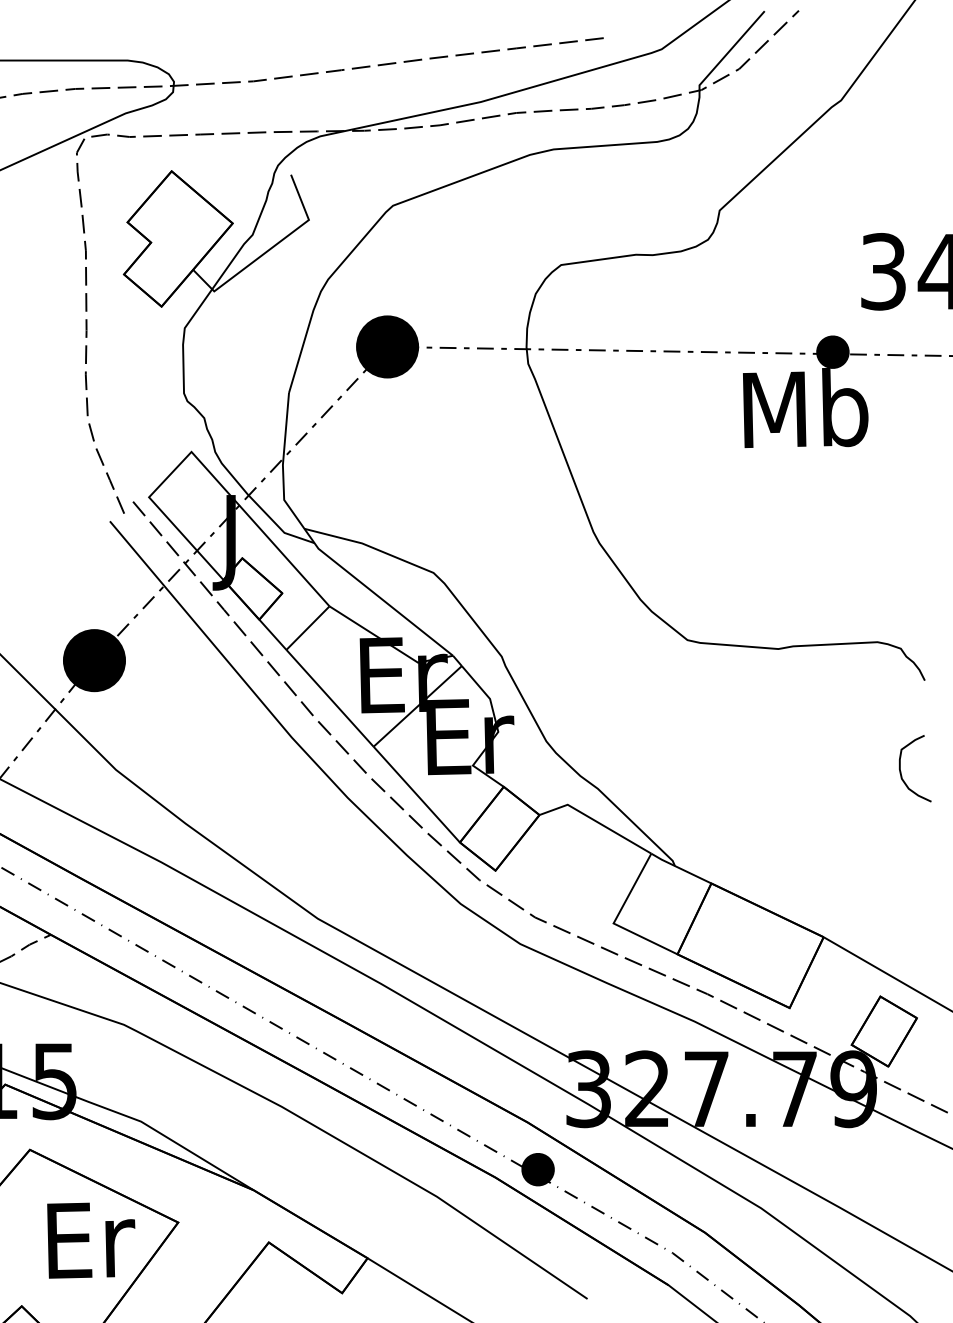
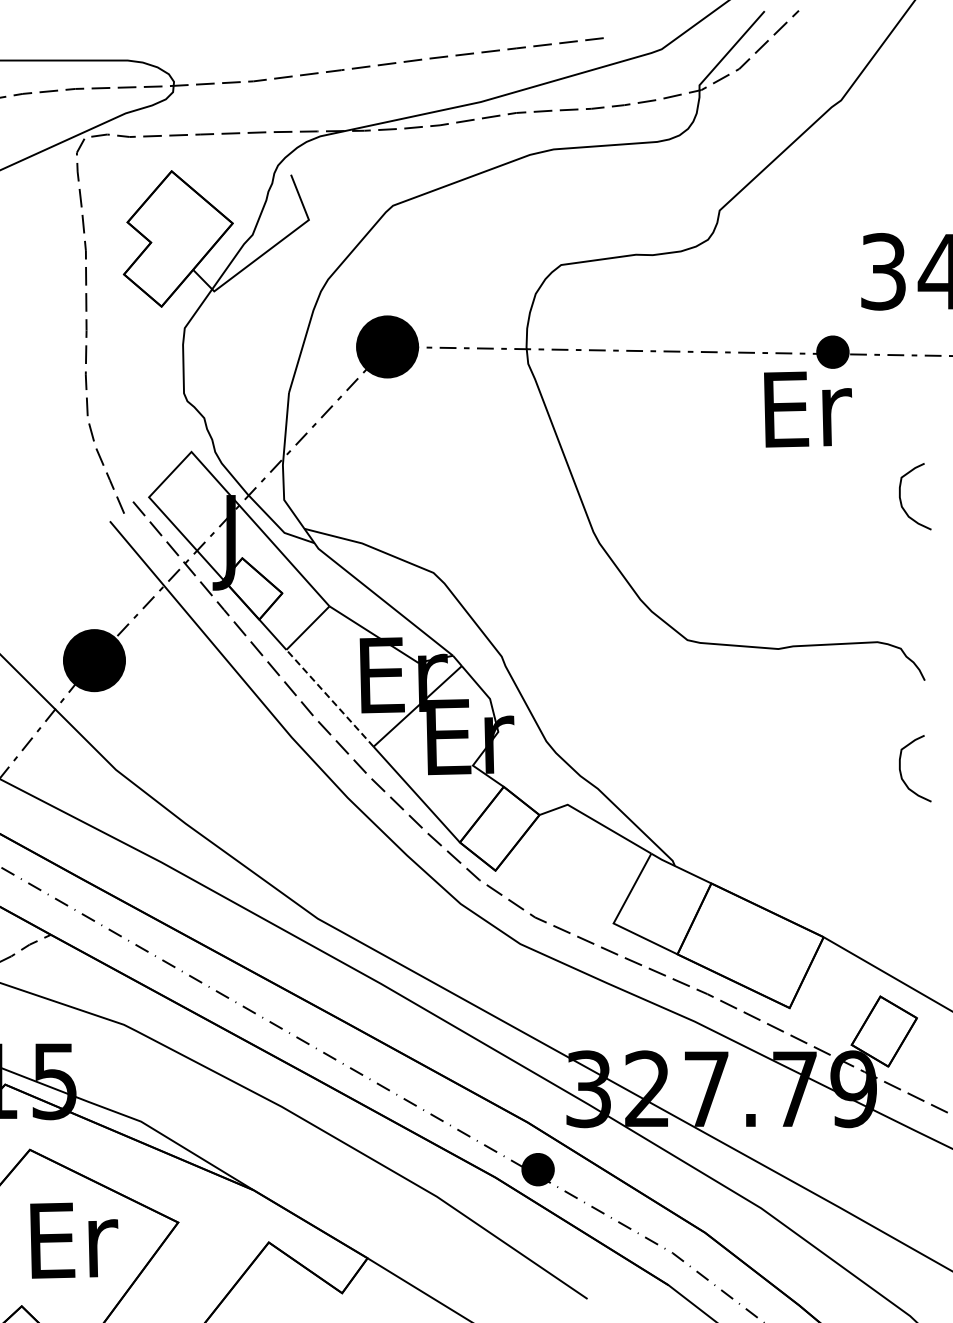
text: Mb -> Er (805, 408)
curve: none -> present (901, 499)
line: solid -> dashed (329, 697)
text position: (91, 1240) -> (74, 1240) (74, 1240)
